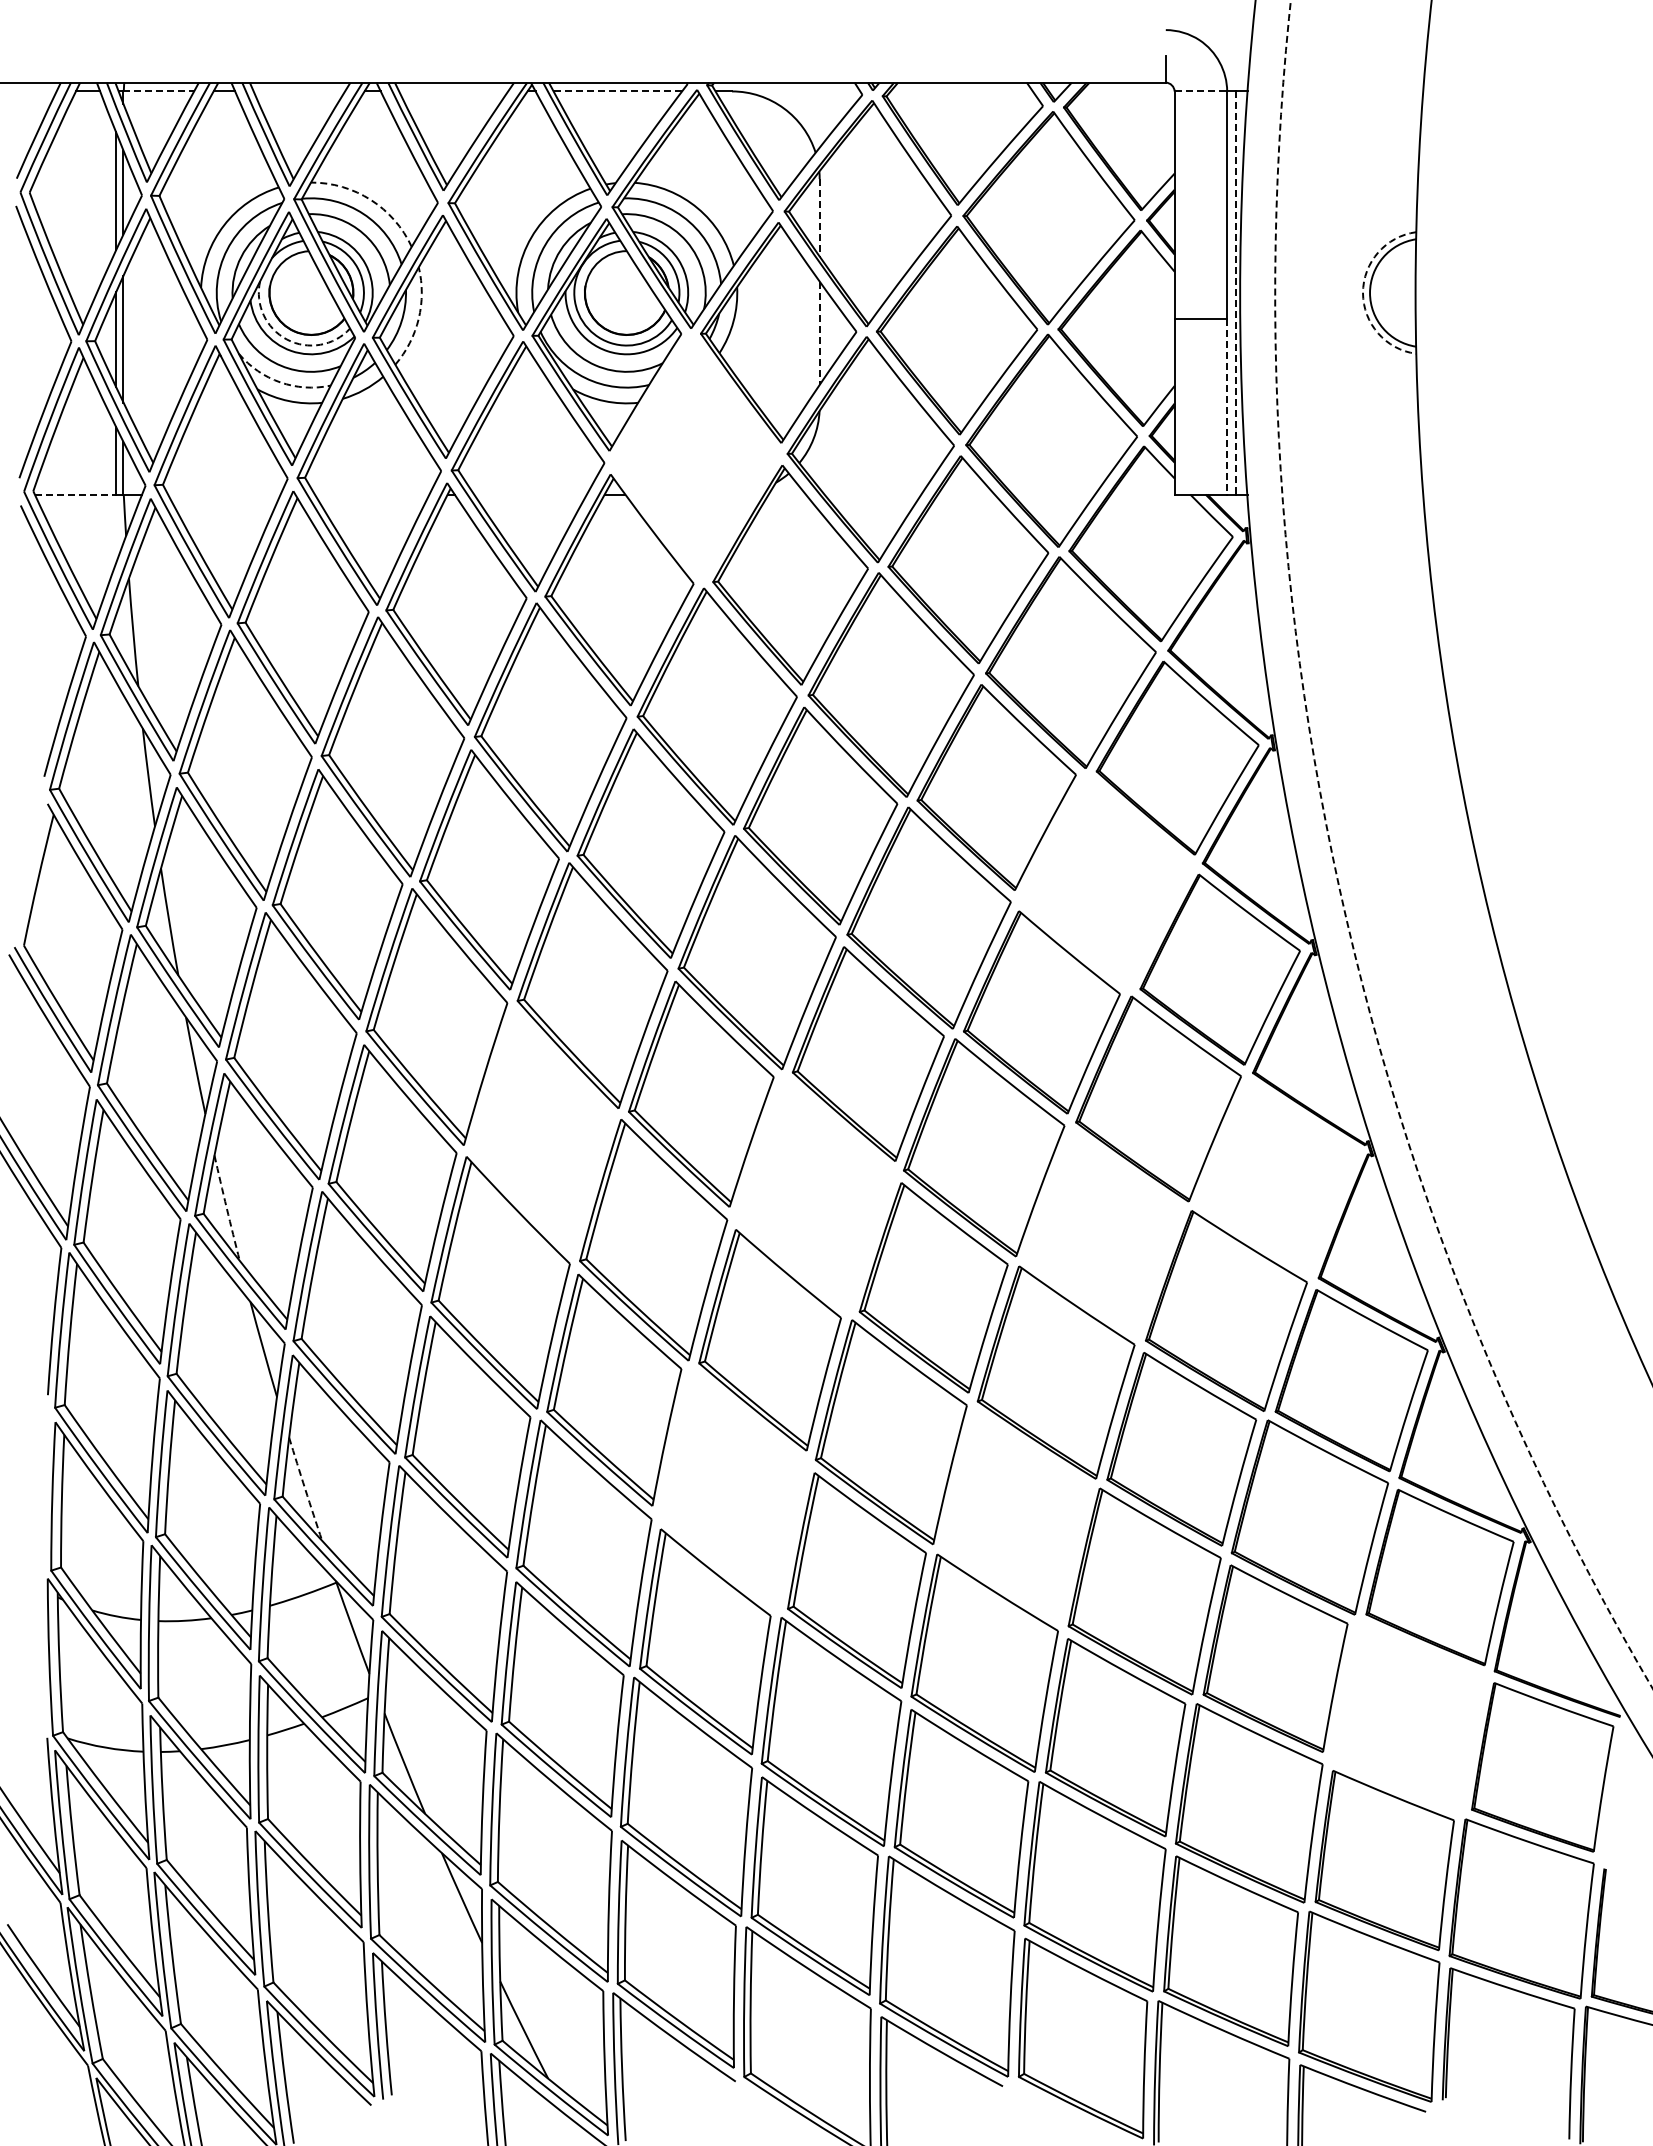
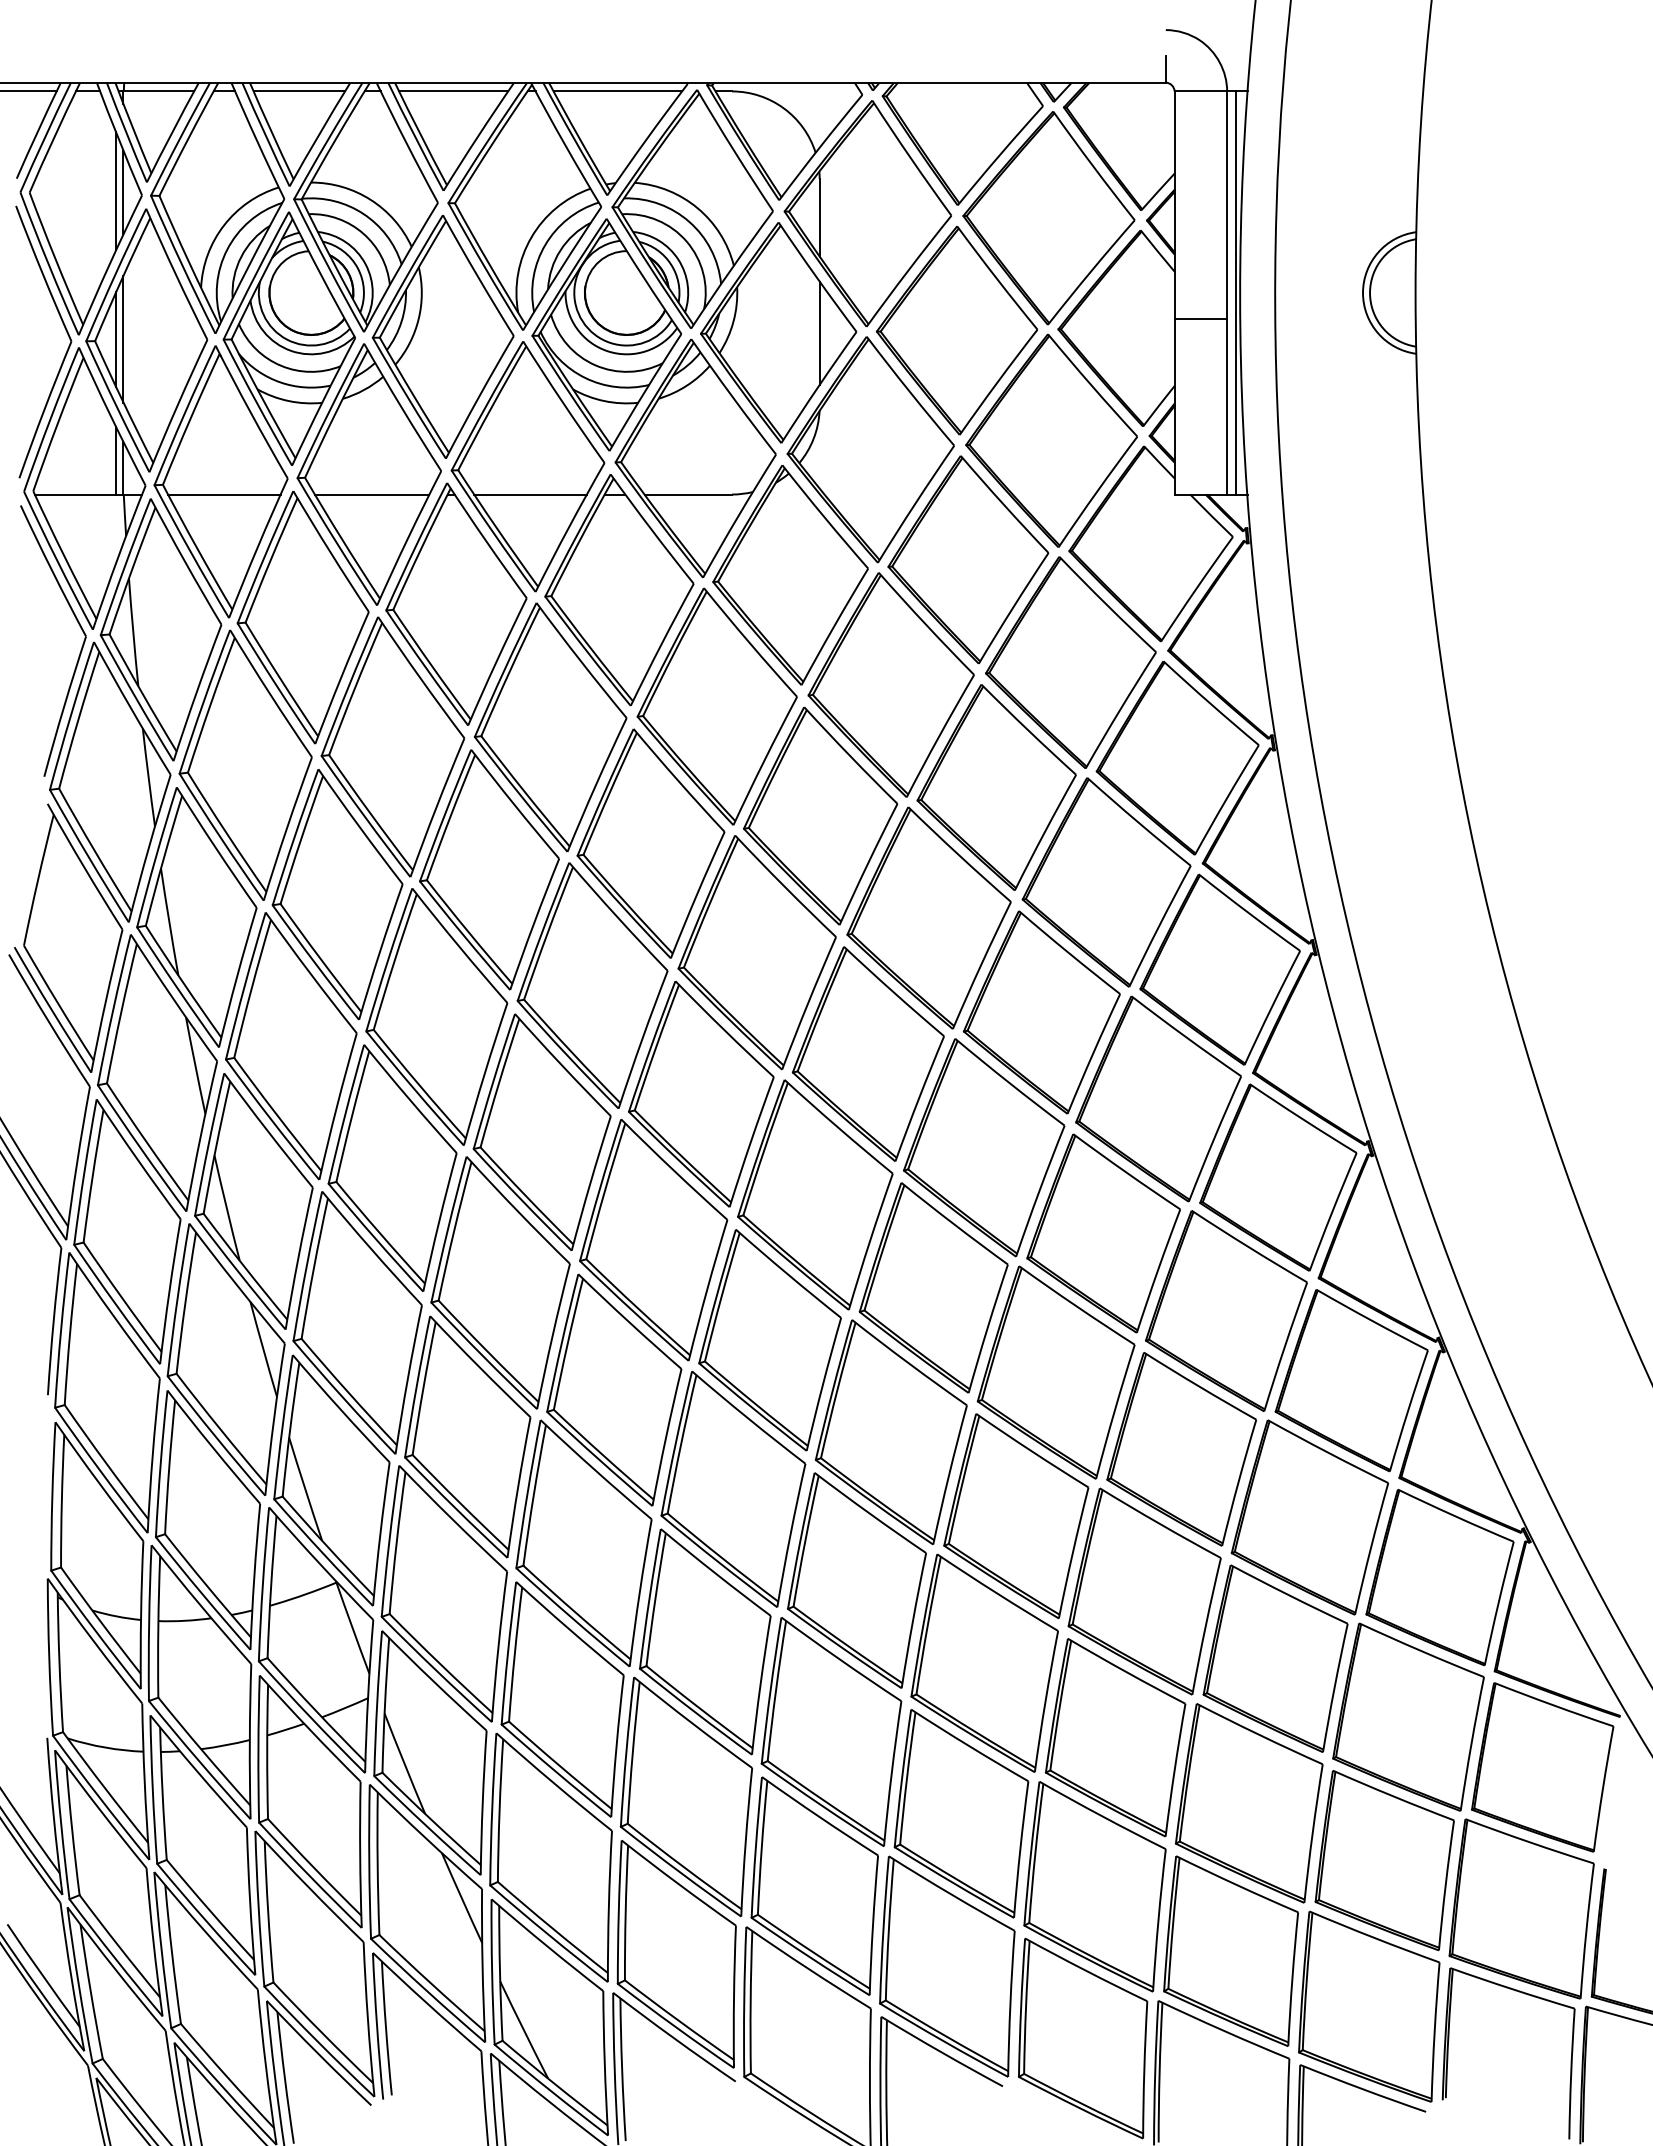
line: none -> present (29, 91)
line: dashed -> solid (159, 91)
line: none -> present (299, 91)
line: none -> present (453, 91)
line: dashed -> solid (618, 91)
line: dashed -> solid (1201, 91)
arc: dashed -> solid (370, 199)
line: dashed -> solid (819, 217)
line: dashed -> solid (1235, 292)
arc: dashed -> solid (1363, 292)
arc: dashed -> solid (418, 318)
line: dashed -> solid (819, 333)
arc: dashed -> solid (286, 339)
arc: dashed -> solid (280, 382)
line: dashed -> solid (1227, 406)
part: none -> present (695, 457)
line: dashed -> solid (75, 494)
line: none -> present (224, 494)
line: none -> present (371, 494)
line: none -> present (530, 494)
arc: dashed -> solid (1336, 872)
part: none -> present (1106, 882)
part: none -> present (541, 1131)
part: none -> present (1278, 1177)
part: none -> present (815, 1194)
arc: dashed -> solid (226, 1208)
part: none -> present (1103, 1233)
arc: dashed -> solid (305, 1489)
part: none -> present (733, 1489)
part: none -> present (1016, 1515)
part: none -> present (1408, 1716)
